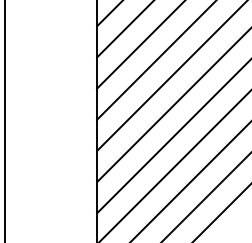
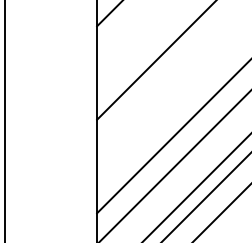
line: present -> none (124, 29)
line: present -> none (140, 45)
line: present -> none (171, 76)
line: present -> none (172, 106)
line position: (190, 181) -> (196, 187) (196, 187)
